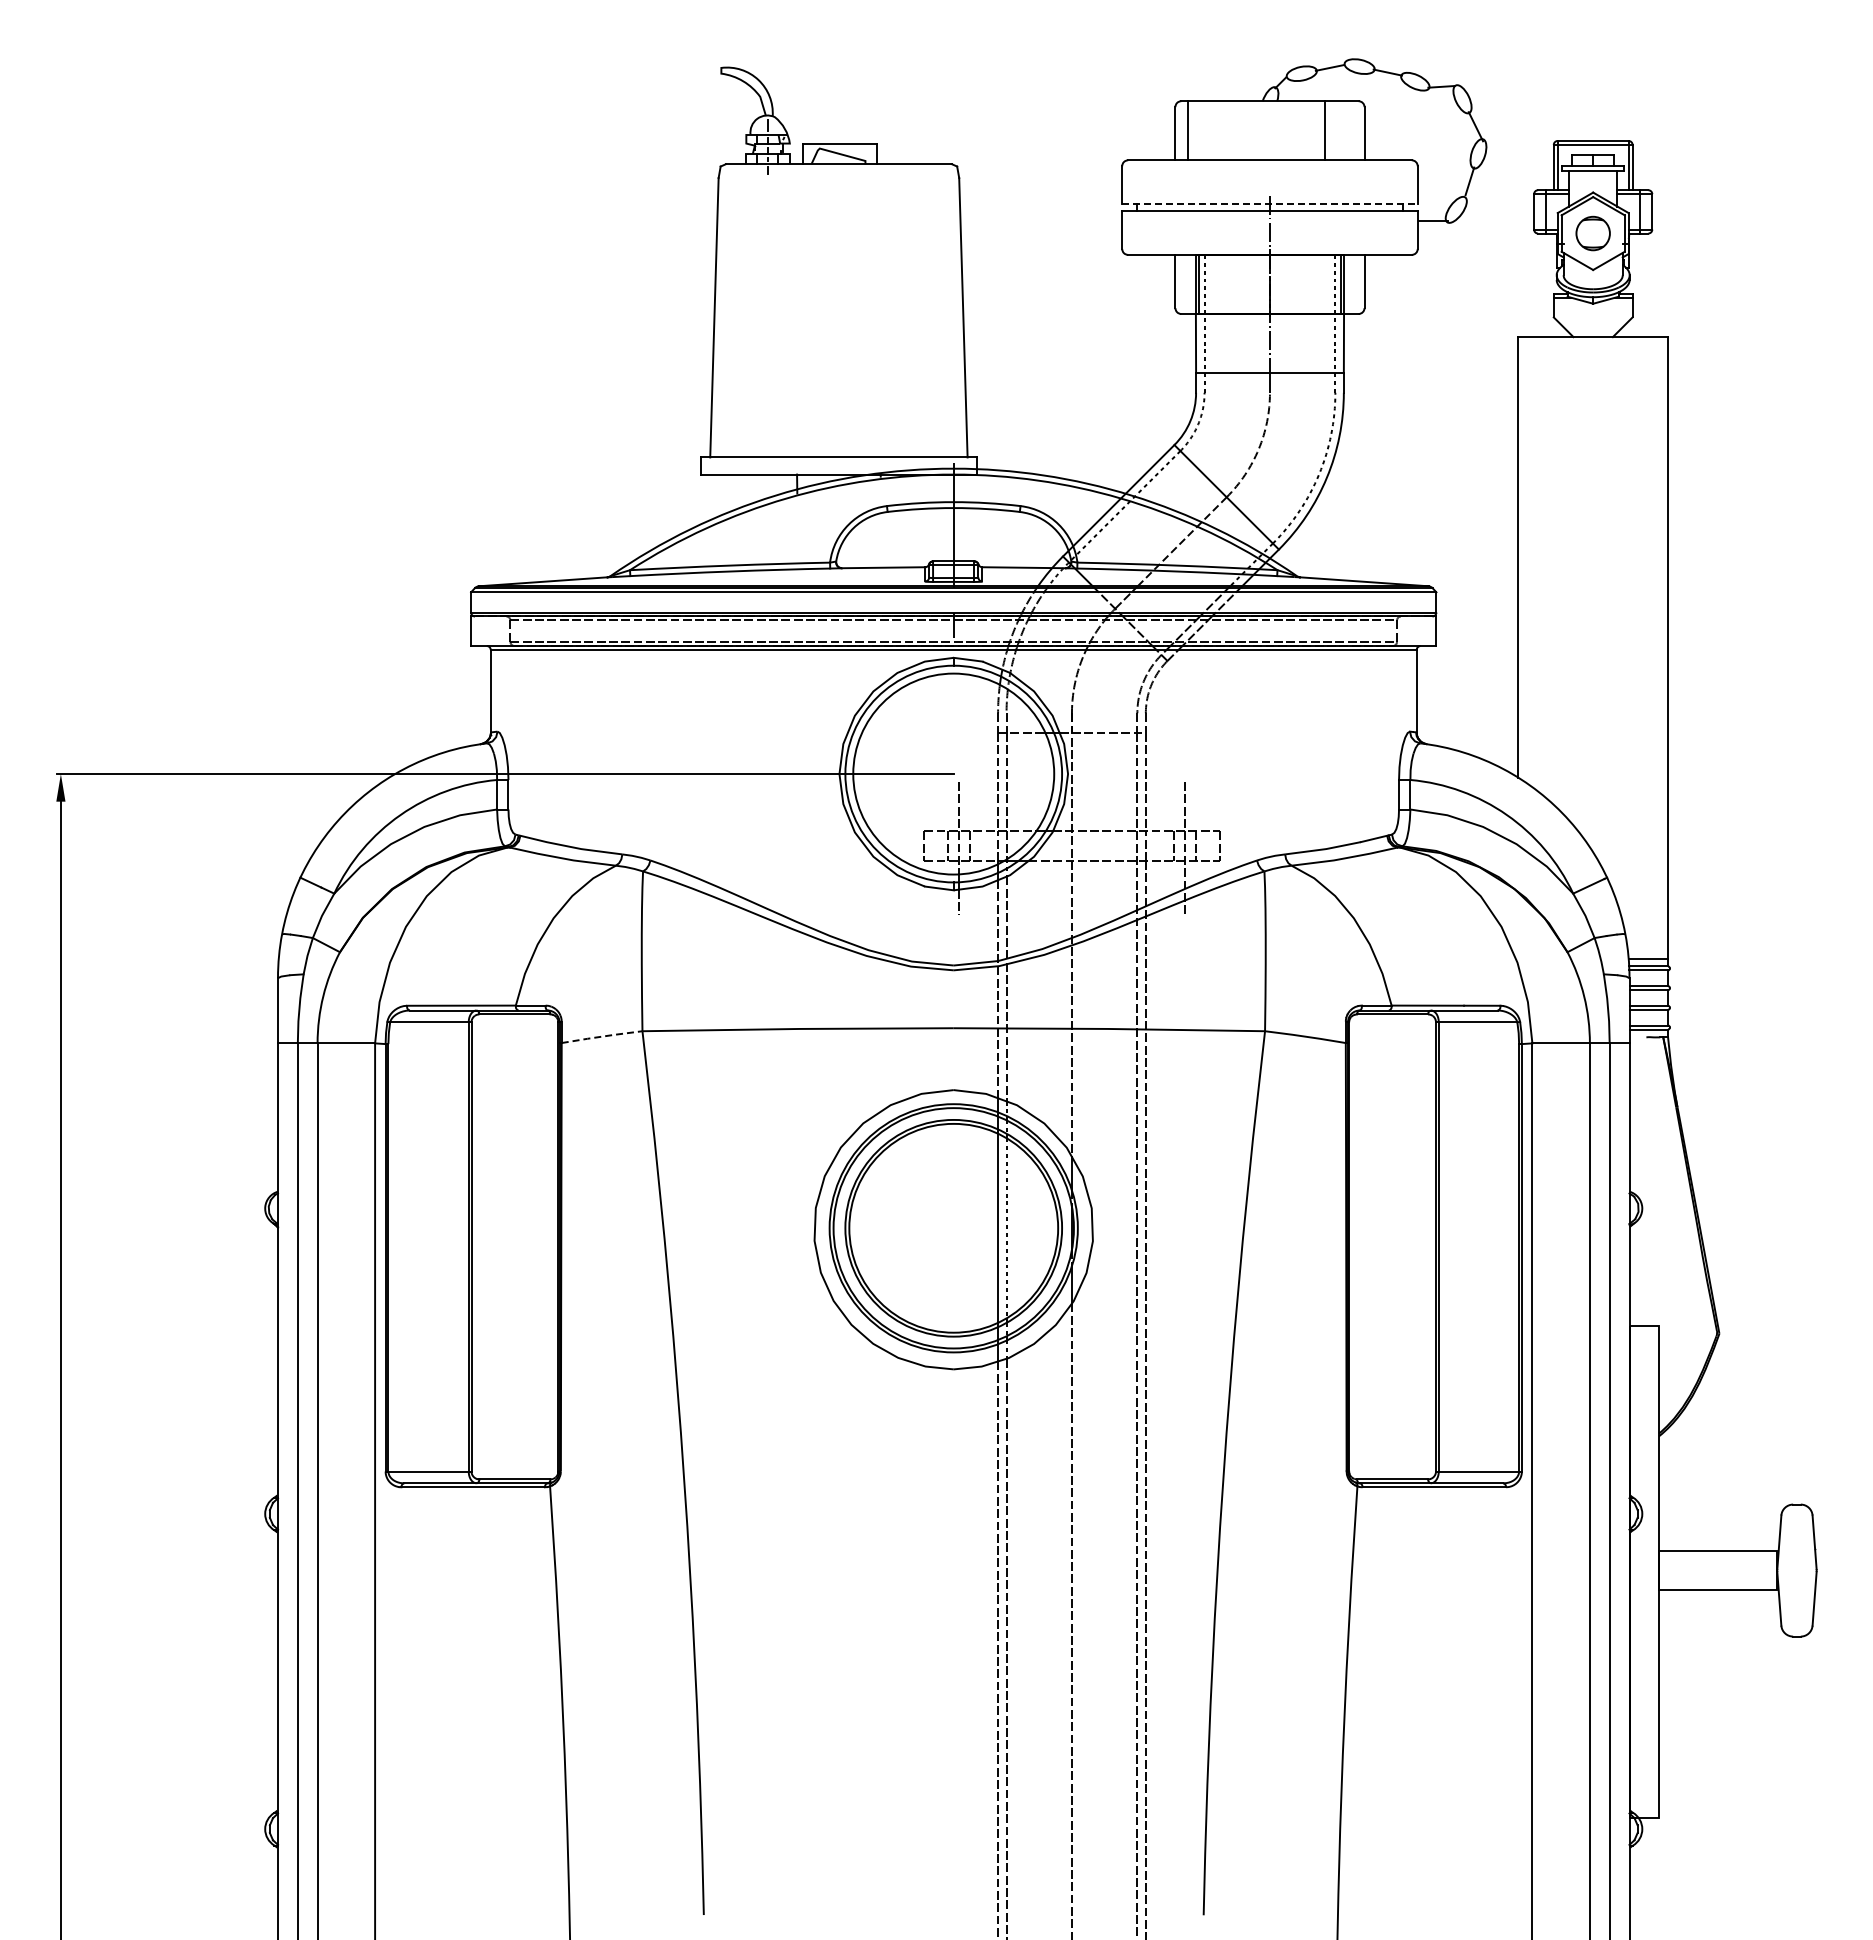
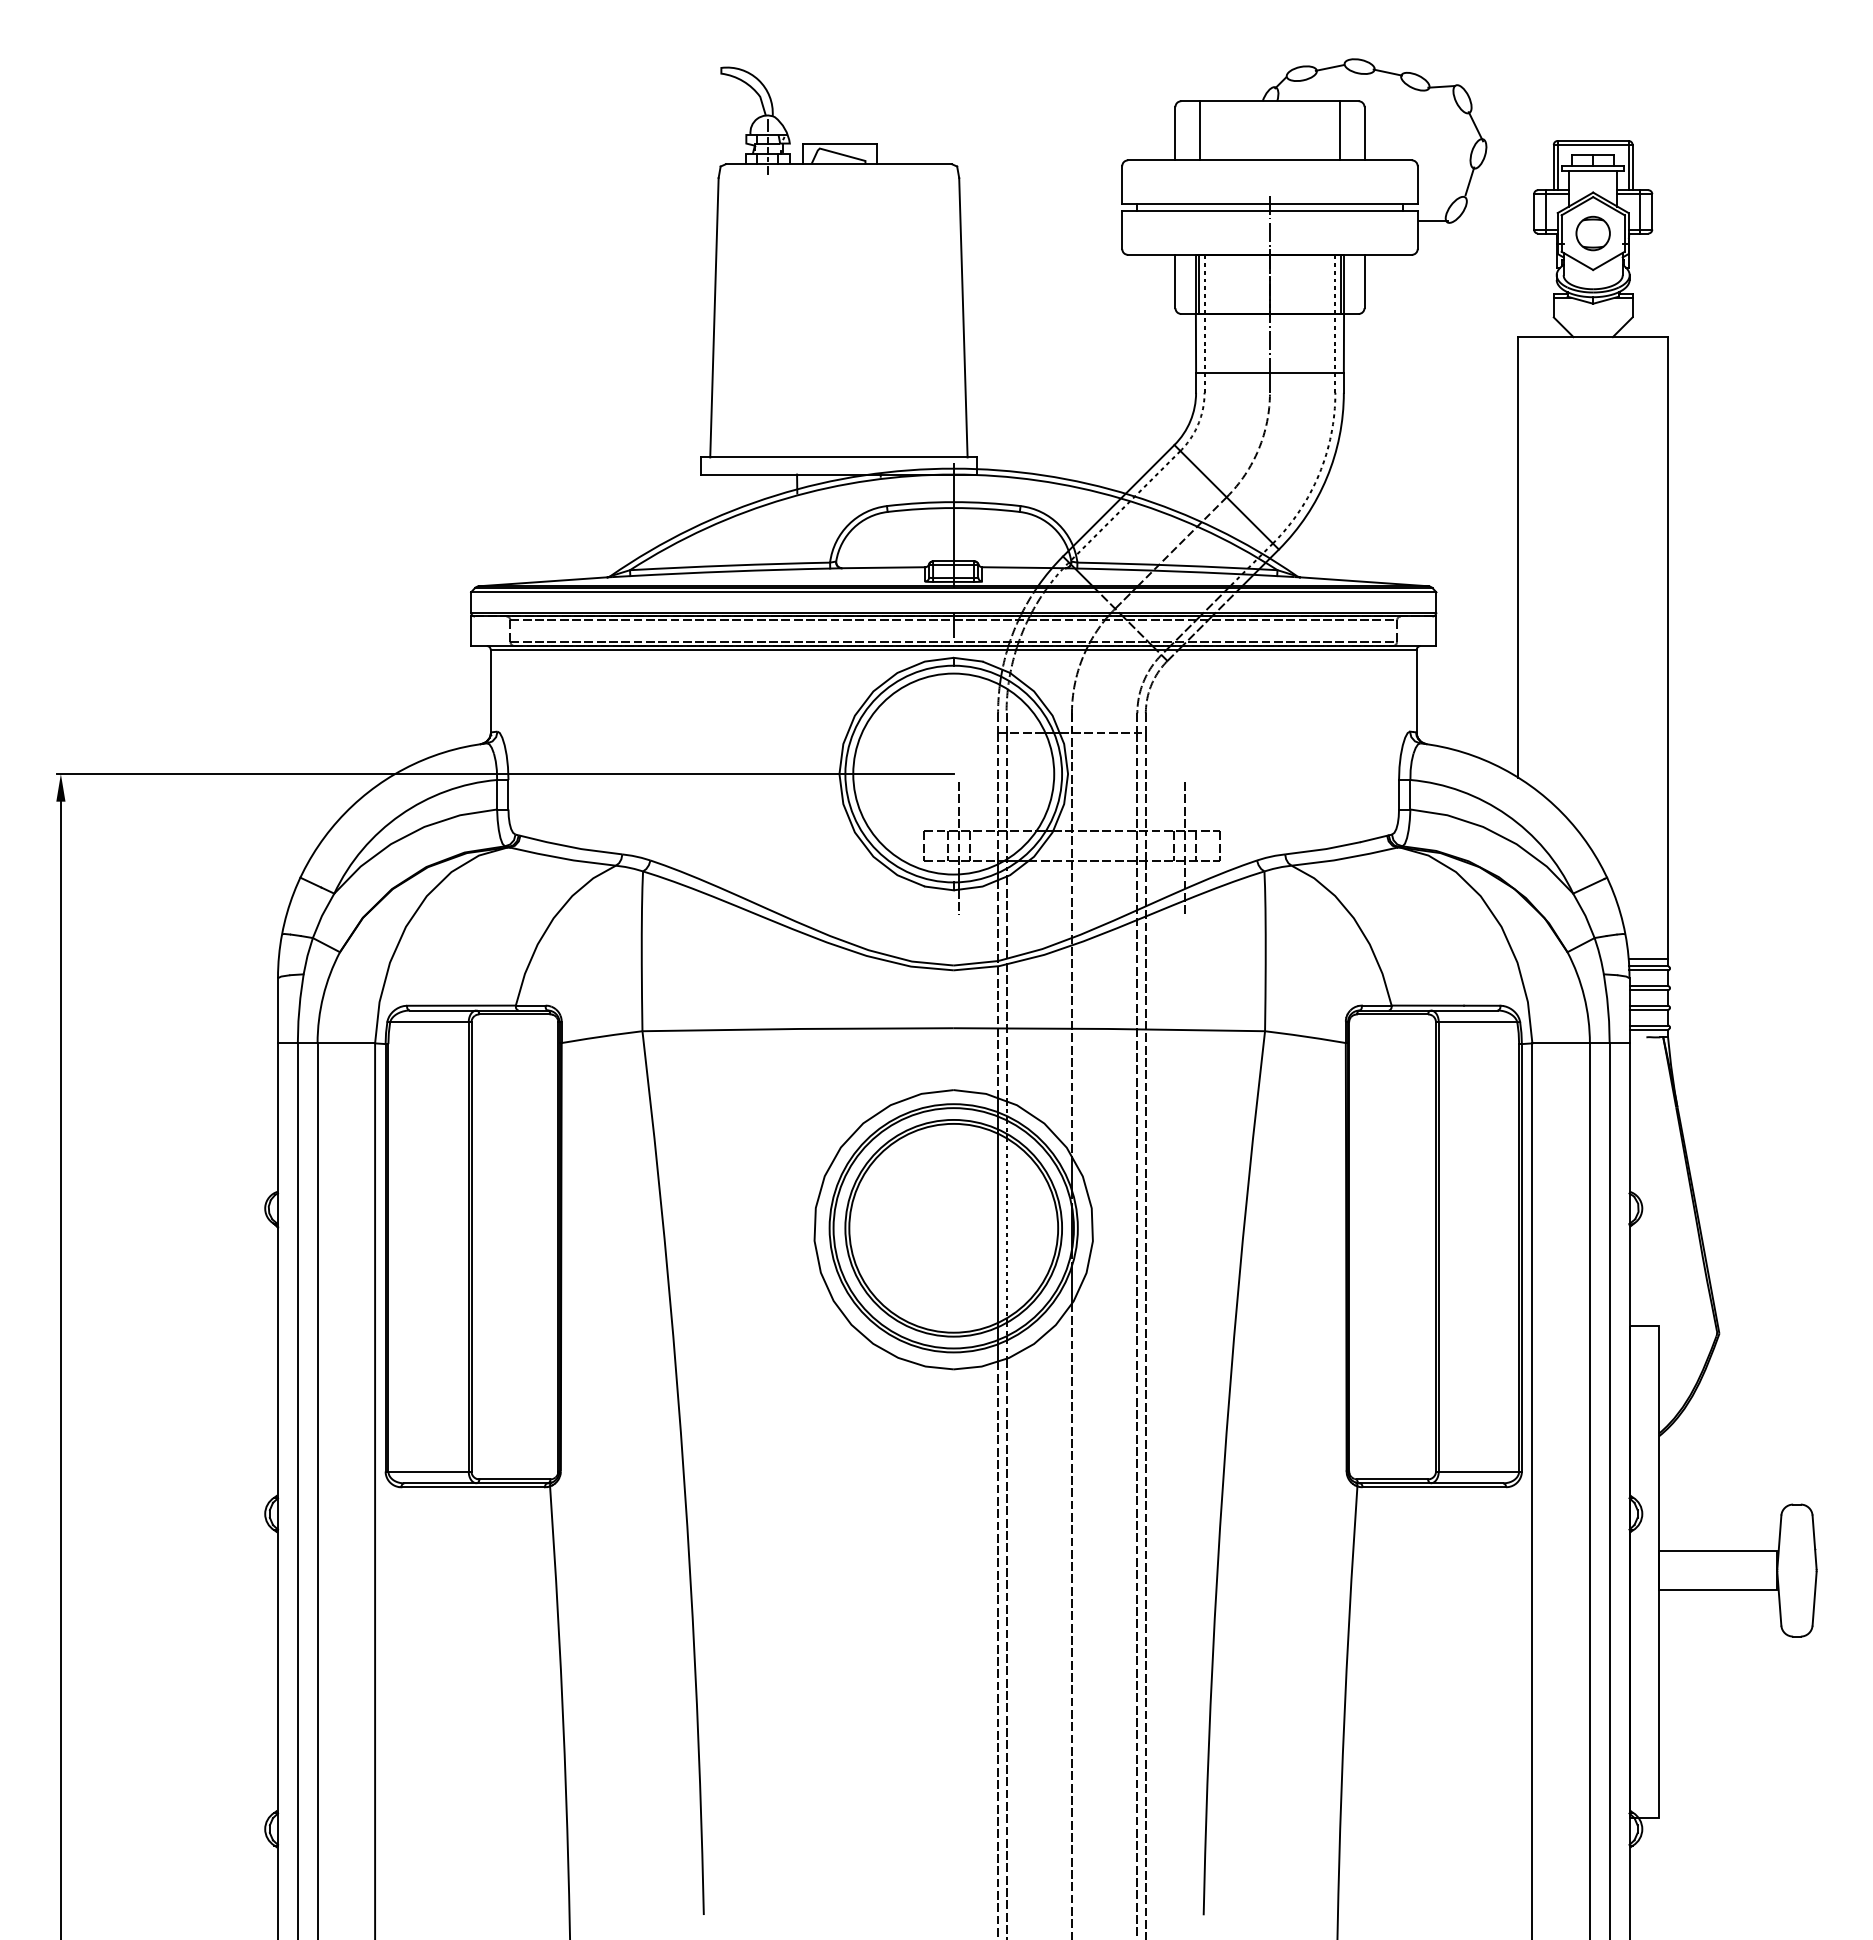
line position: (1188, 130) -> (1200, 130) (1200, 130)
line position: (1324, 130) -> (1339, 130) (1339, 130)
line: dashed -> solid (1269, 204)
line: dashed -> solid (602, 1036)
